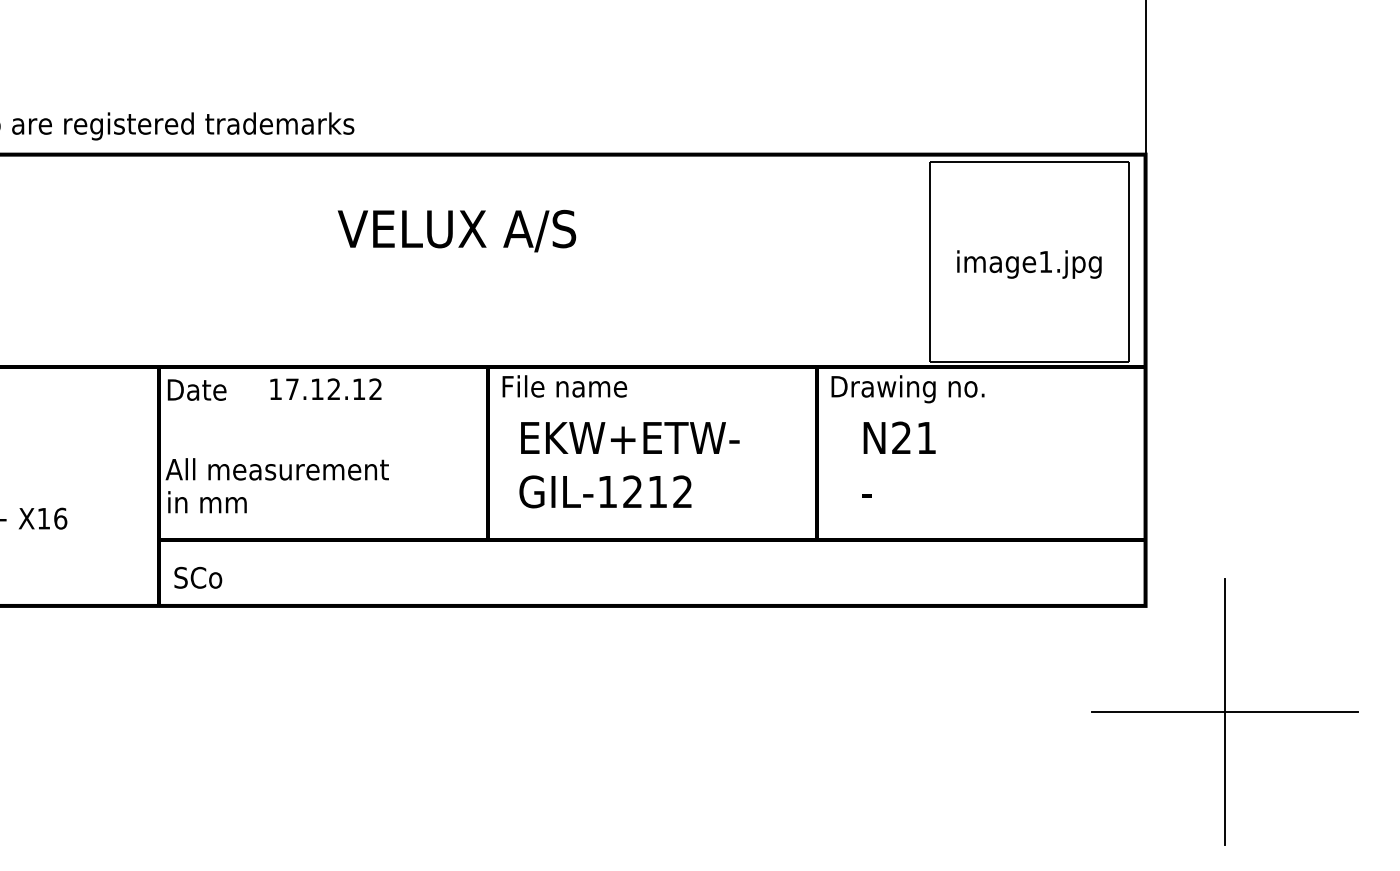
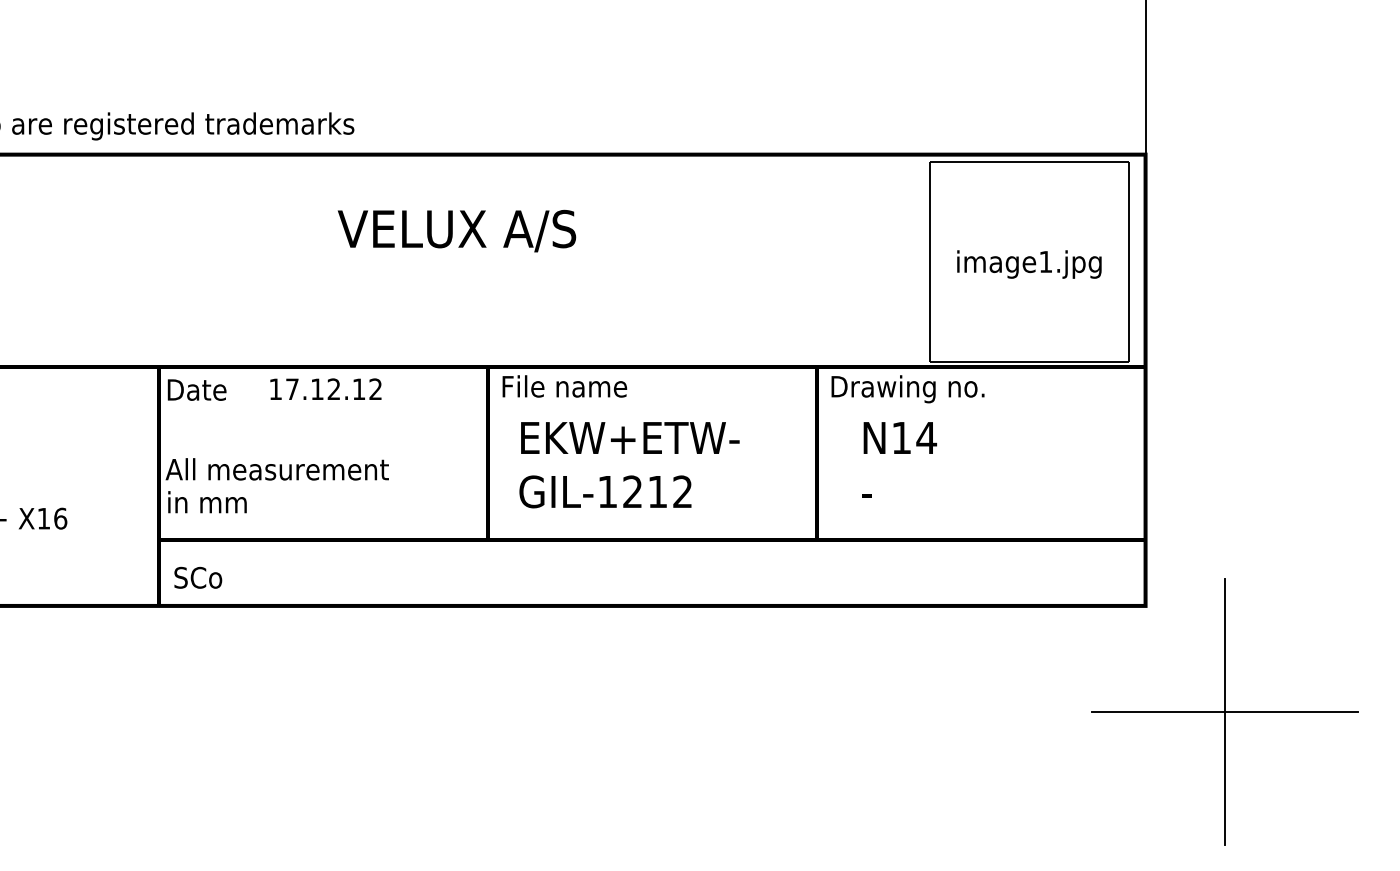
text: N21 -> N14 (914, 437)
